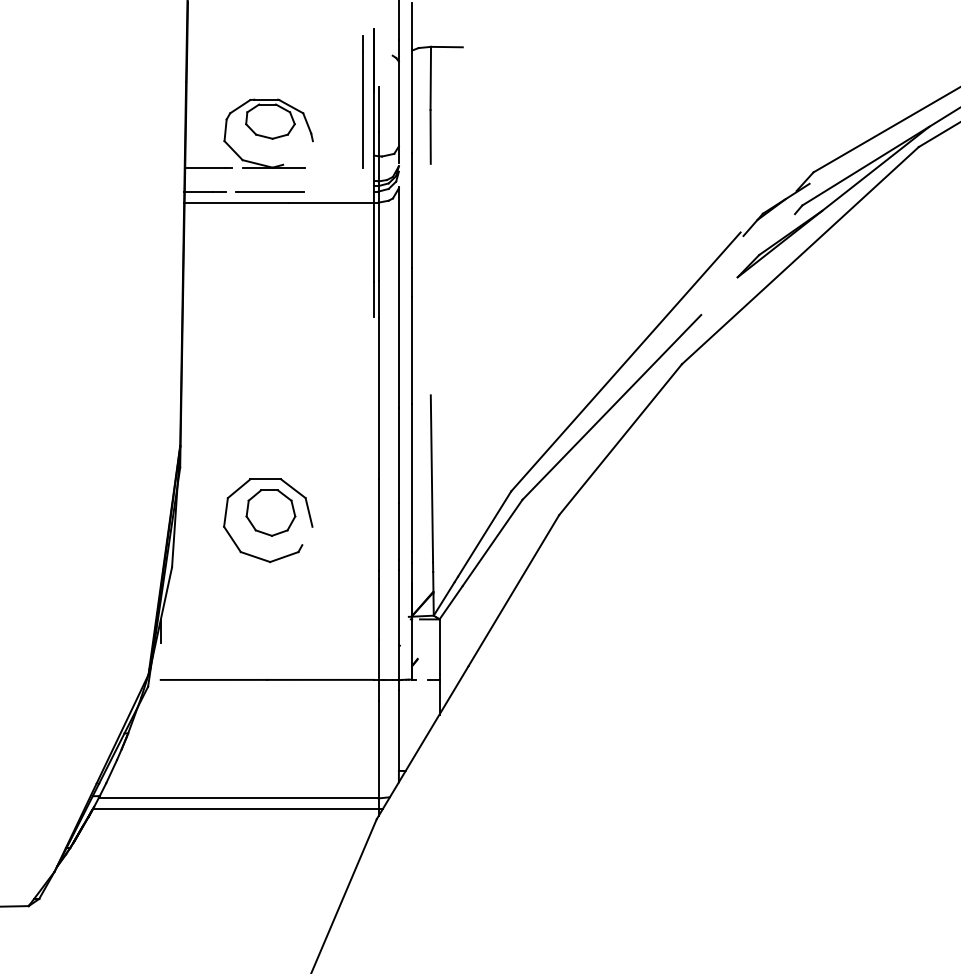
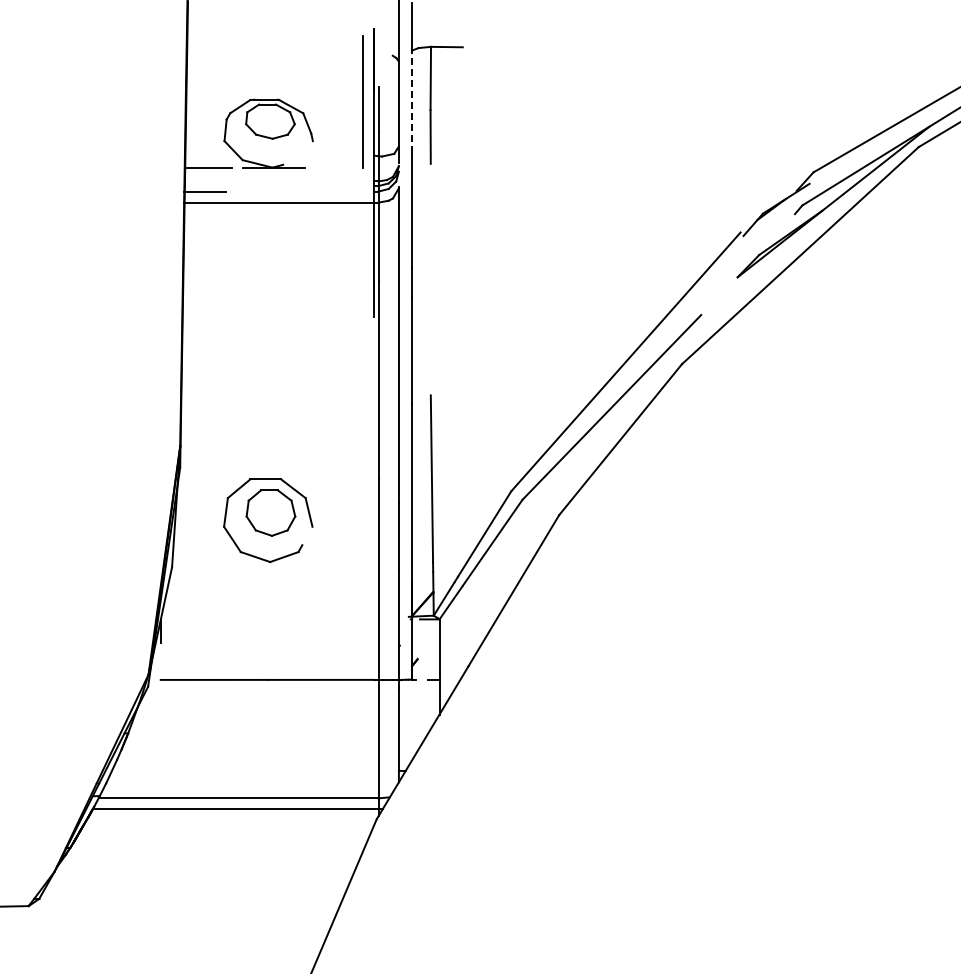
line: solid -> dashed (412, 101)
line: present -> none (269, 191)
